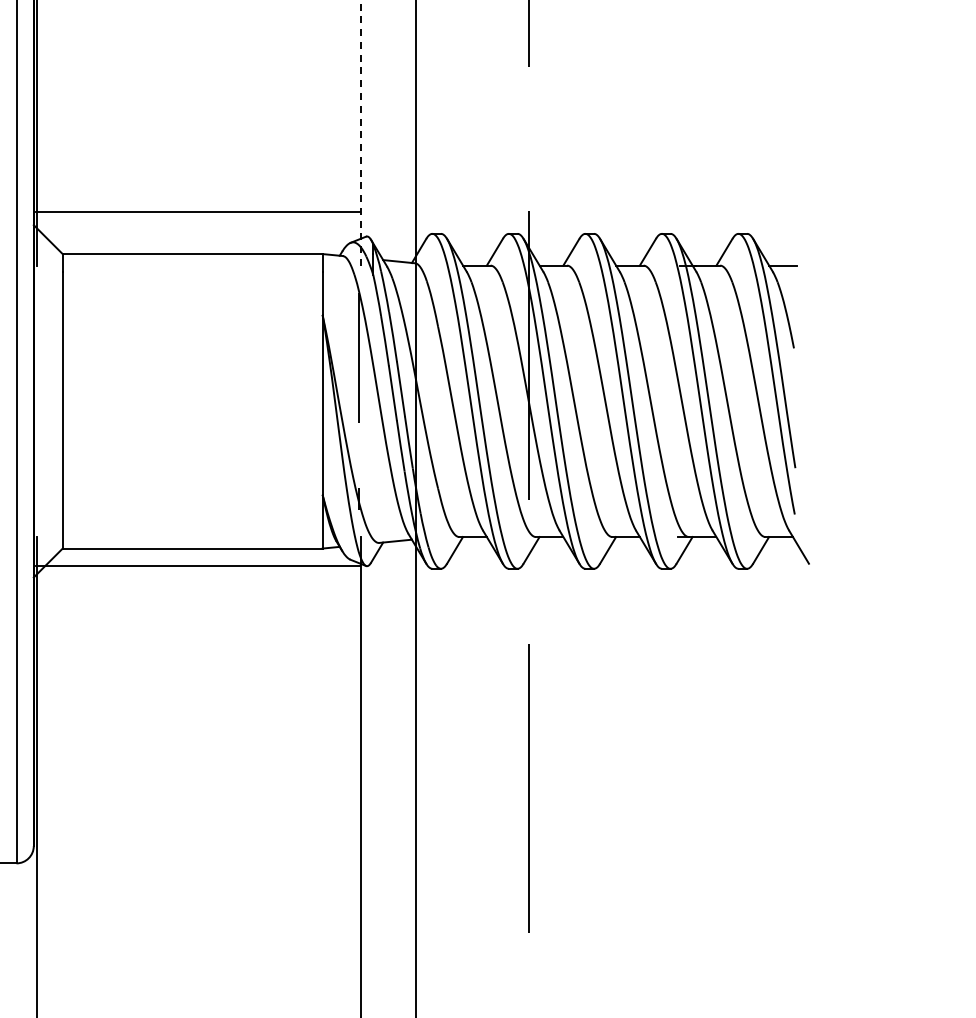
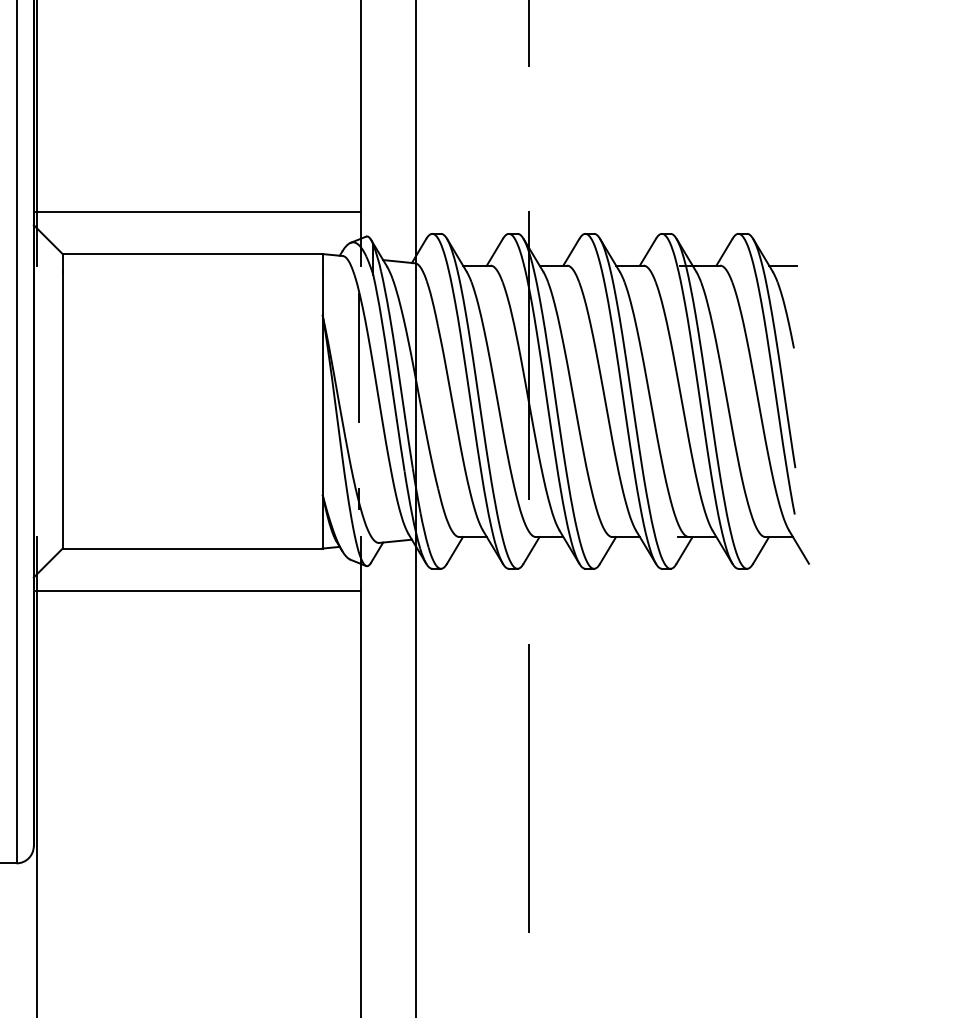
line: dashed -> solid (361, 133)
line position: (197, 565) -> (197, 590) (197, 590)
